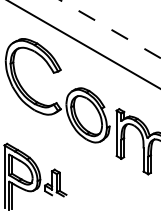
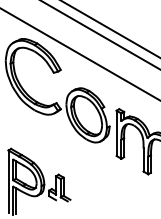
line: dashed -> solid (110, 29)
line: none -> present (100, 34)
line position: (83, 44) -> (79, 54) (79, 54)
part position: (35, 176) -> (39, 181) (39, 181)
